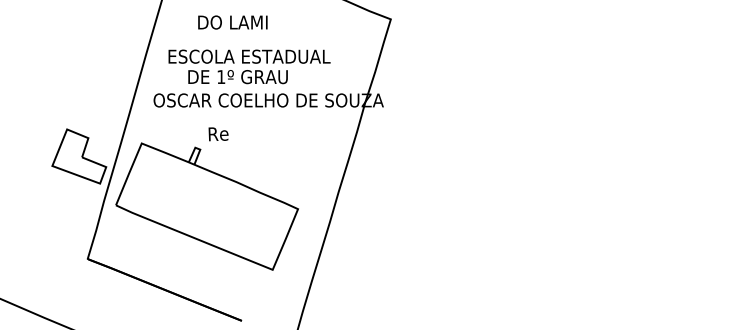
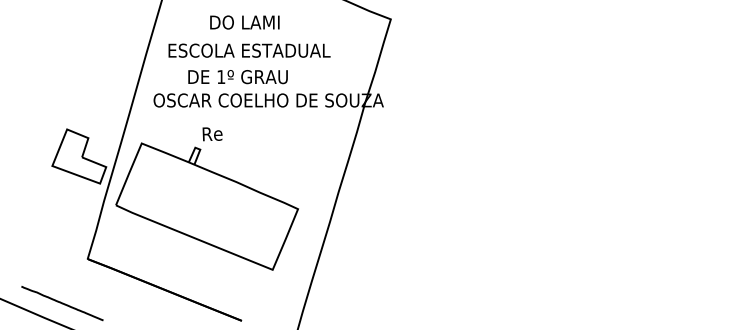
text position: (232, 22) -> (244, 22) (244, 22)
text position: (249, 56) -> (249, 50) (249, 50)
text position: (218, 134) -> (212, 134) (212, 134)
line: none -> present (62, 303)
